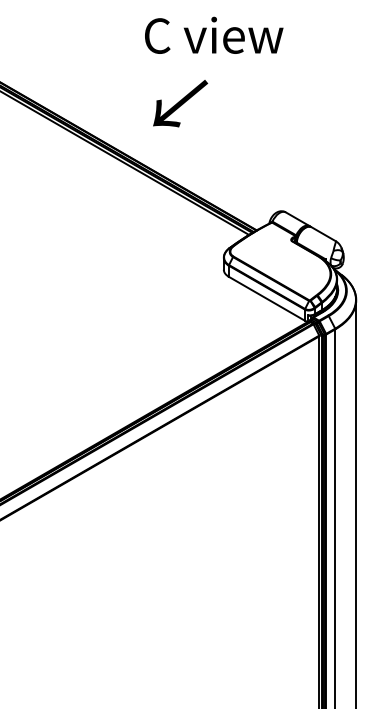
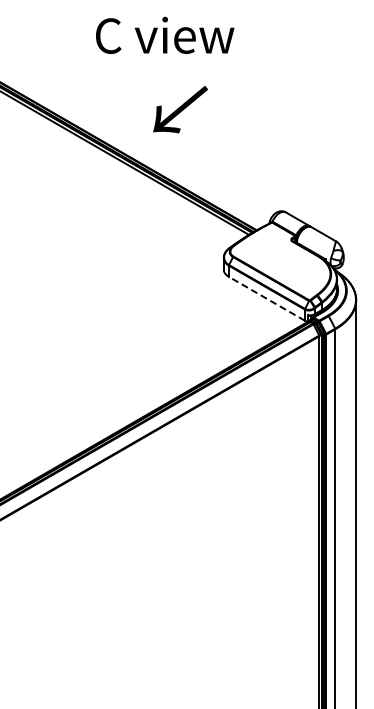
text position: (214, 34) -> (165, 34) (165, 34)
text position: (180, 103) -> (180, 109) (180, 109)
line: solid -> dashed (266, 298)
